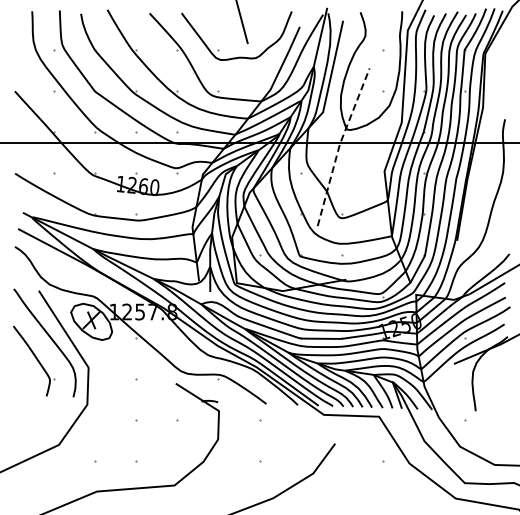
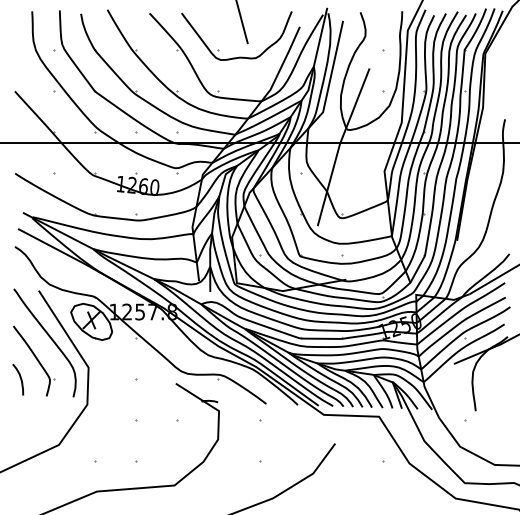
line: dashed -> solid (339, 144)
curve: none -> present (20, 379)
